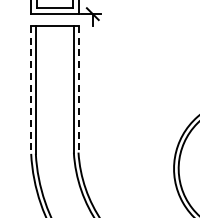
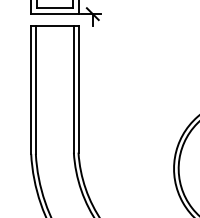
line: dashed -> solid (31, 89)
line: dashed -> solid (78, 89)
